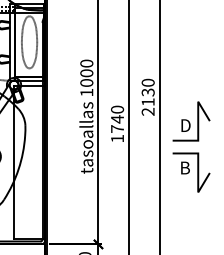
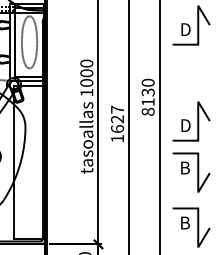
part: none -> present (191, 25)
text: 2130 -> 8130 (147, 111)
text: 1740 -> 1627 (117, 118)
part: none -> present (191, 227)
